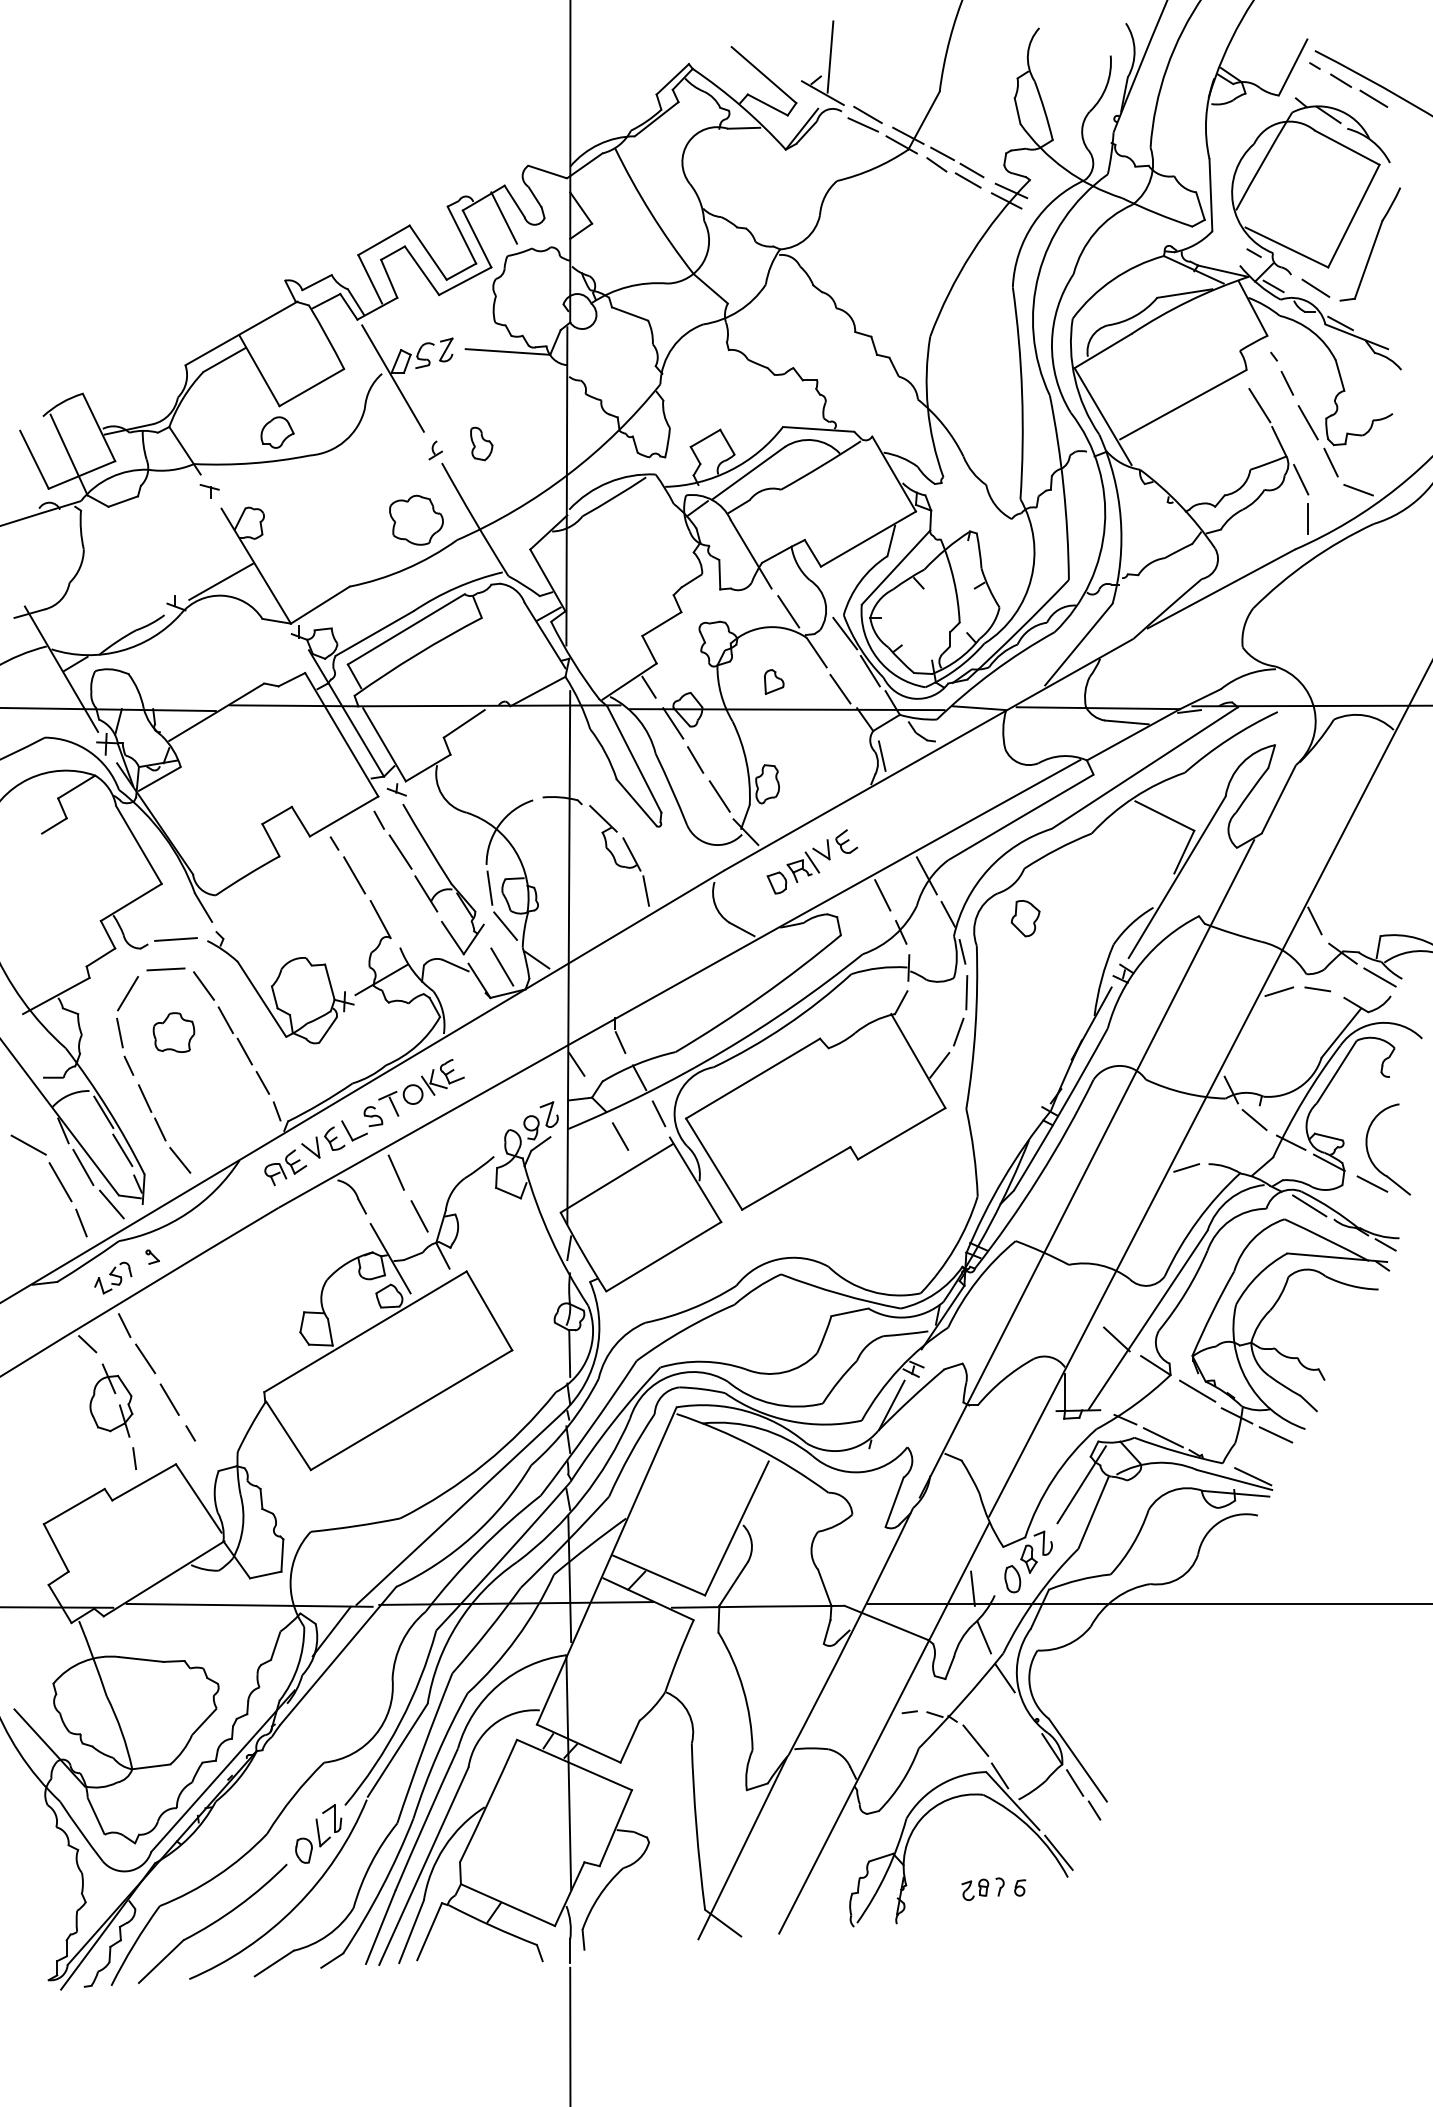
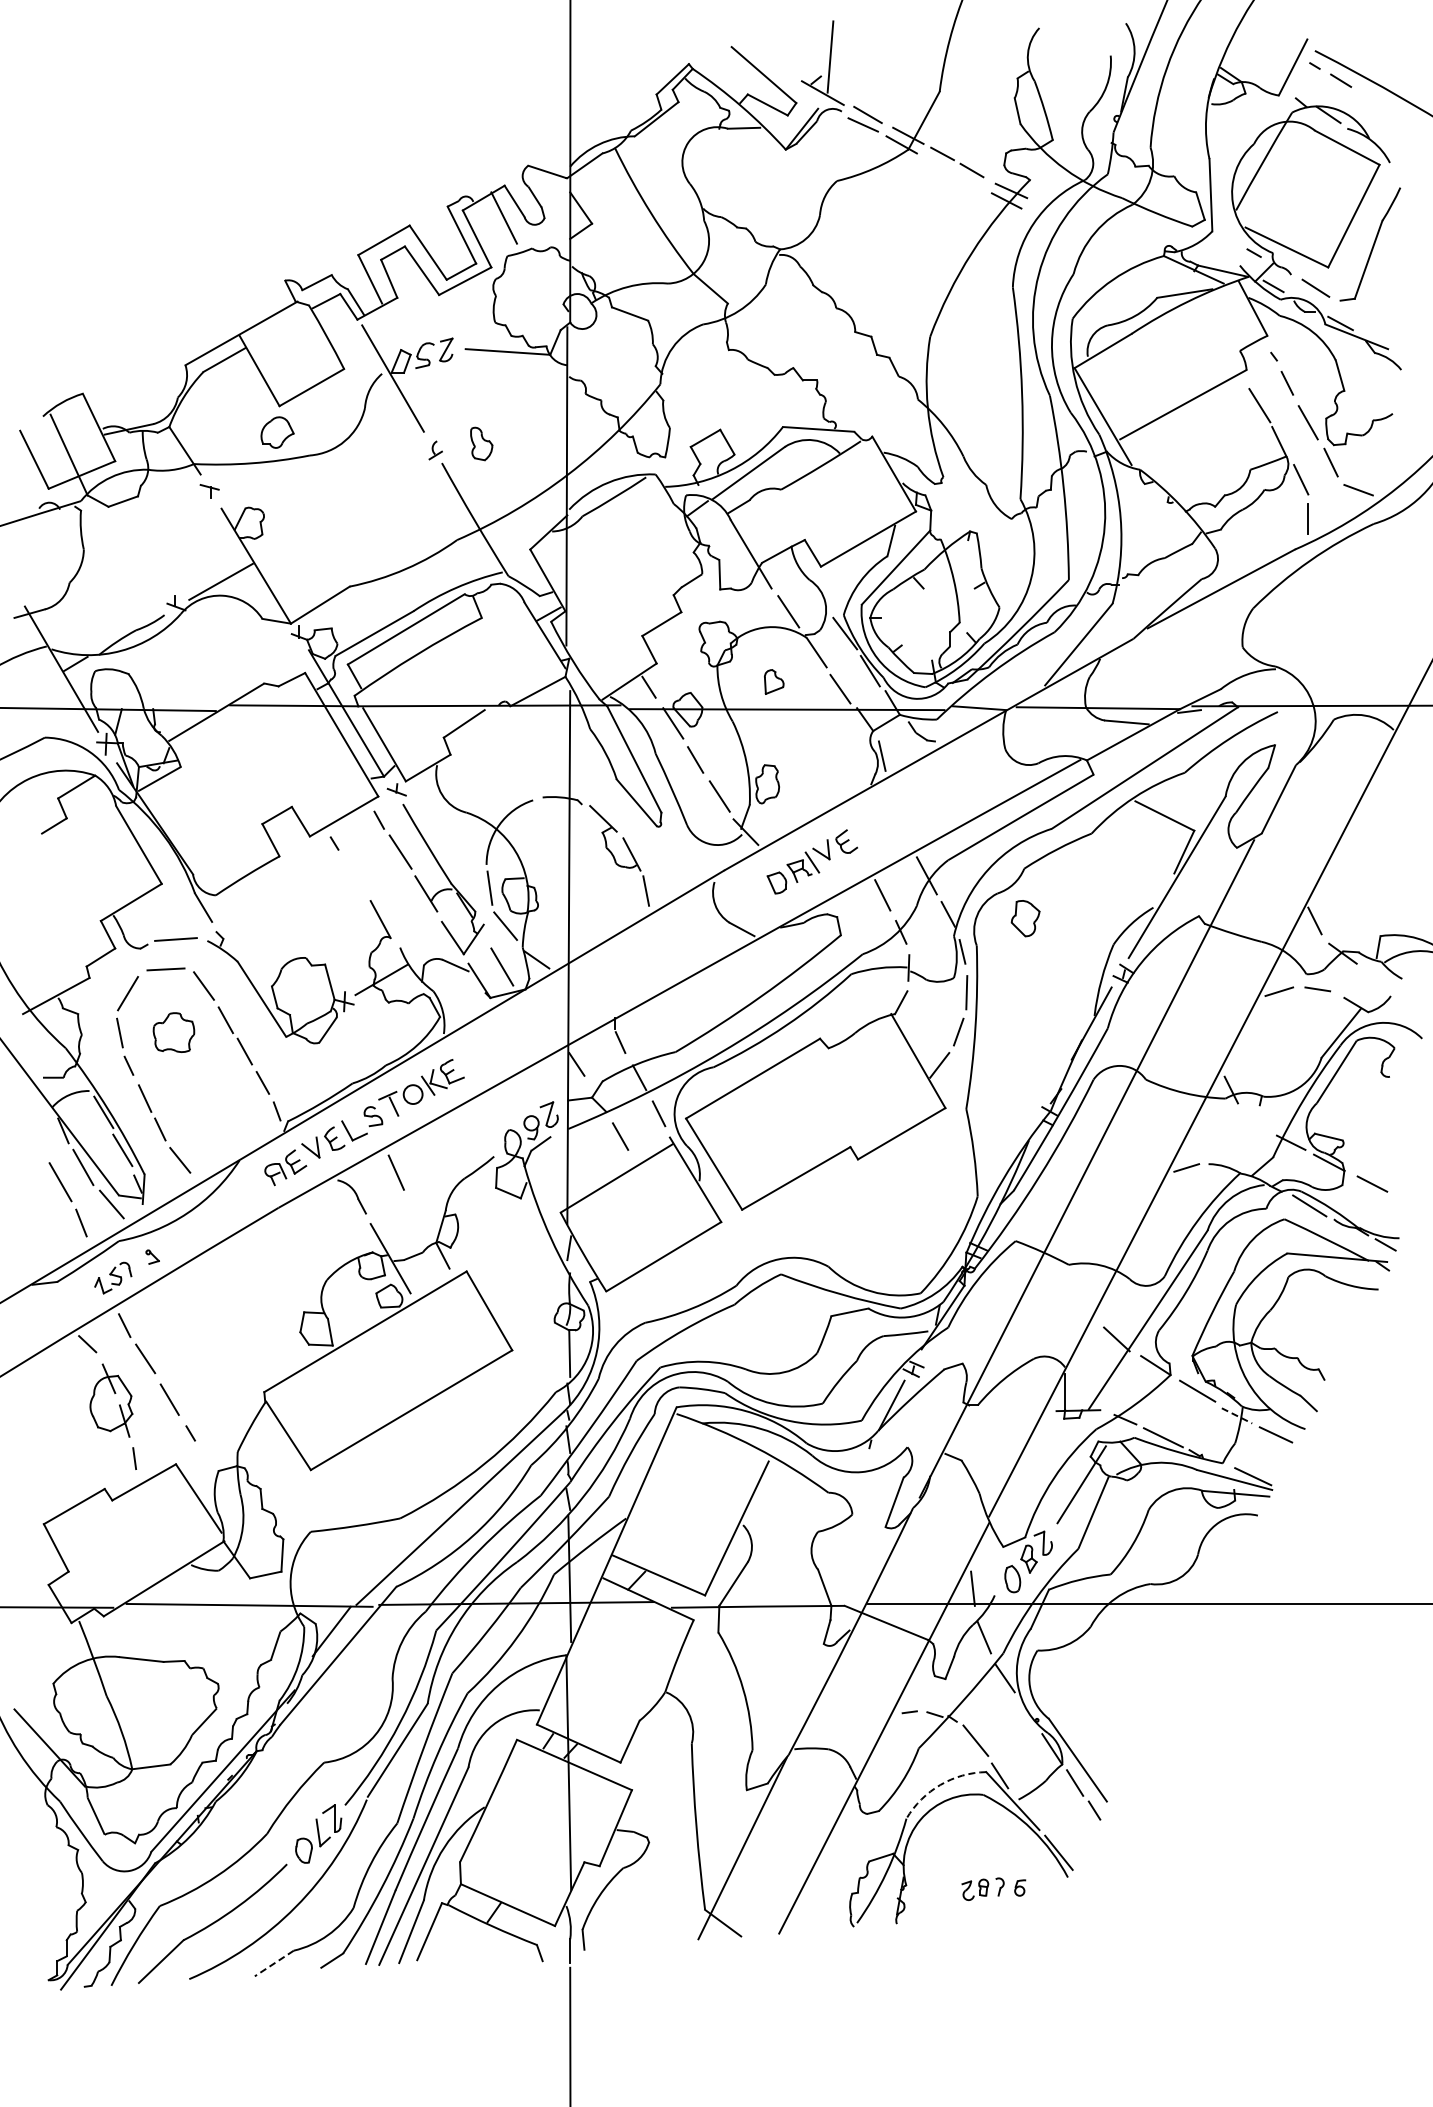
line: present -> none (1373, 98)
part: present -> none (953, 172)
part: present -> none (416, 519)
line: present -> none (354, 875)
line: present -> none (1379, 977)
line: present -> none (1254, 1119)
line: present -> none (28, 1144)
part: present -> none (1371, 1158)
line: present -> none (419, 1216)
line: solid -> dashed (1237, 1415)
arc: solid -> dashed (940, 1785)
line: solid -> dashed (273, 1963)
